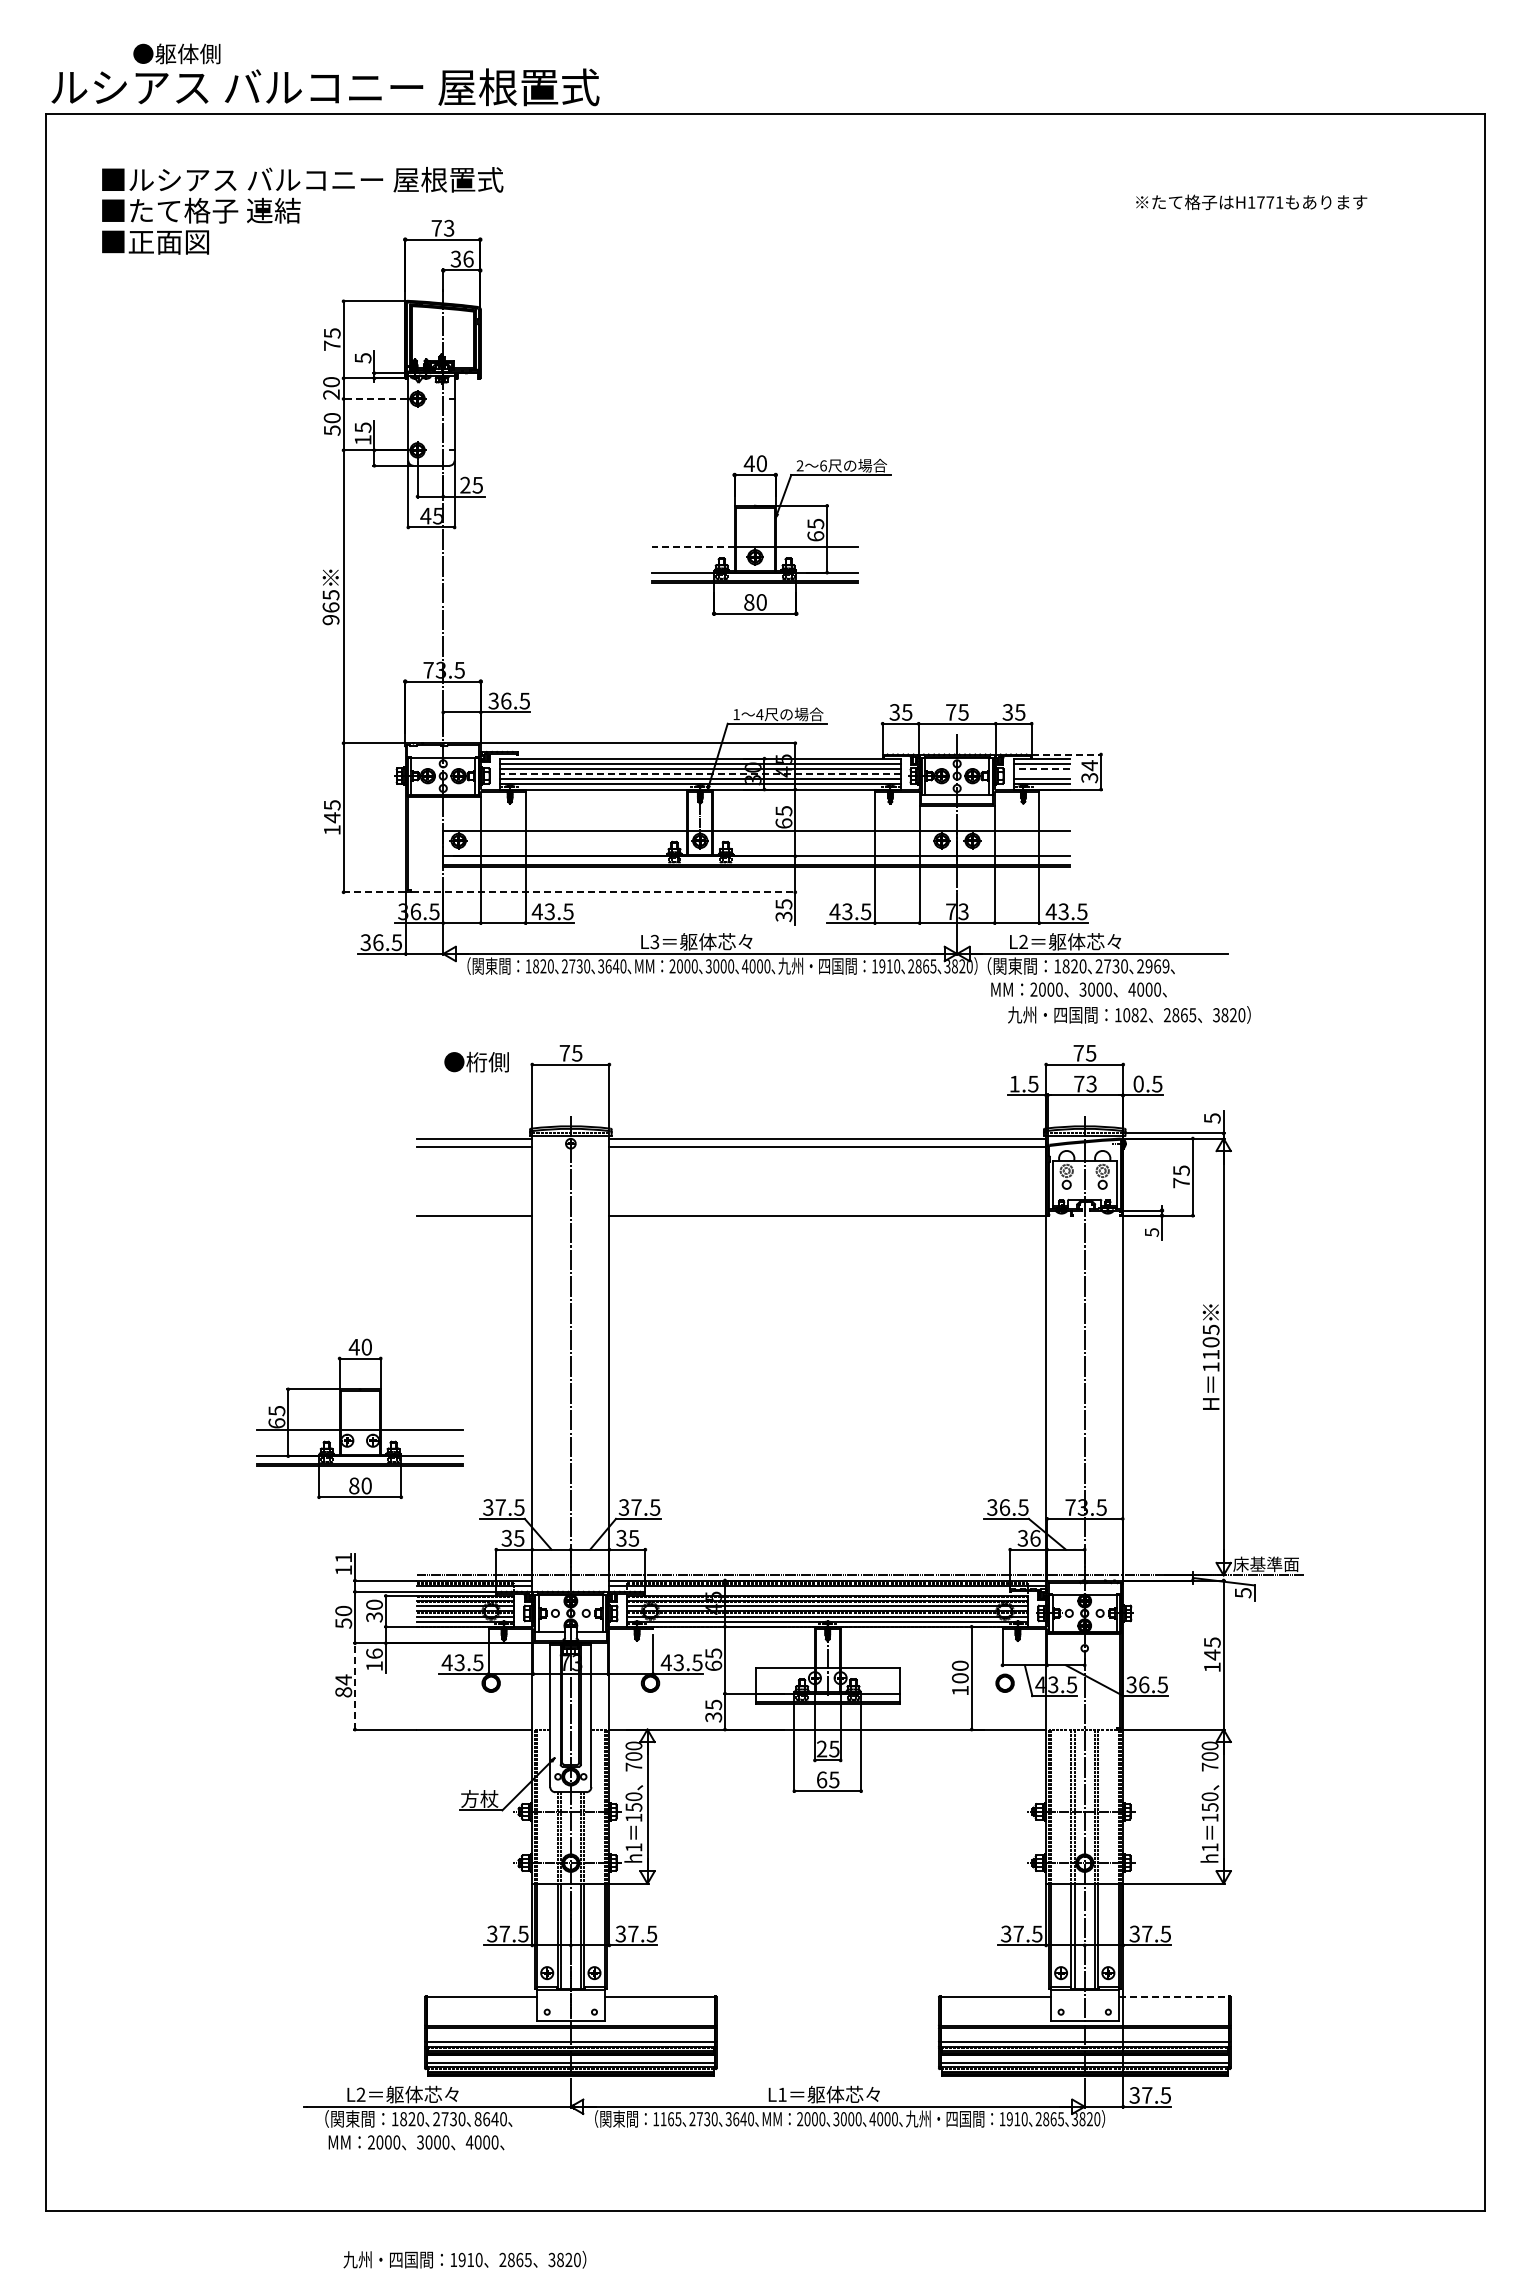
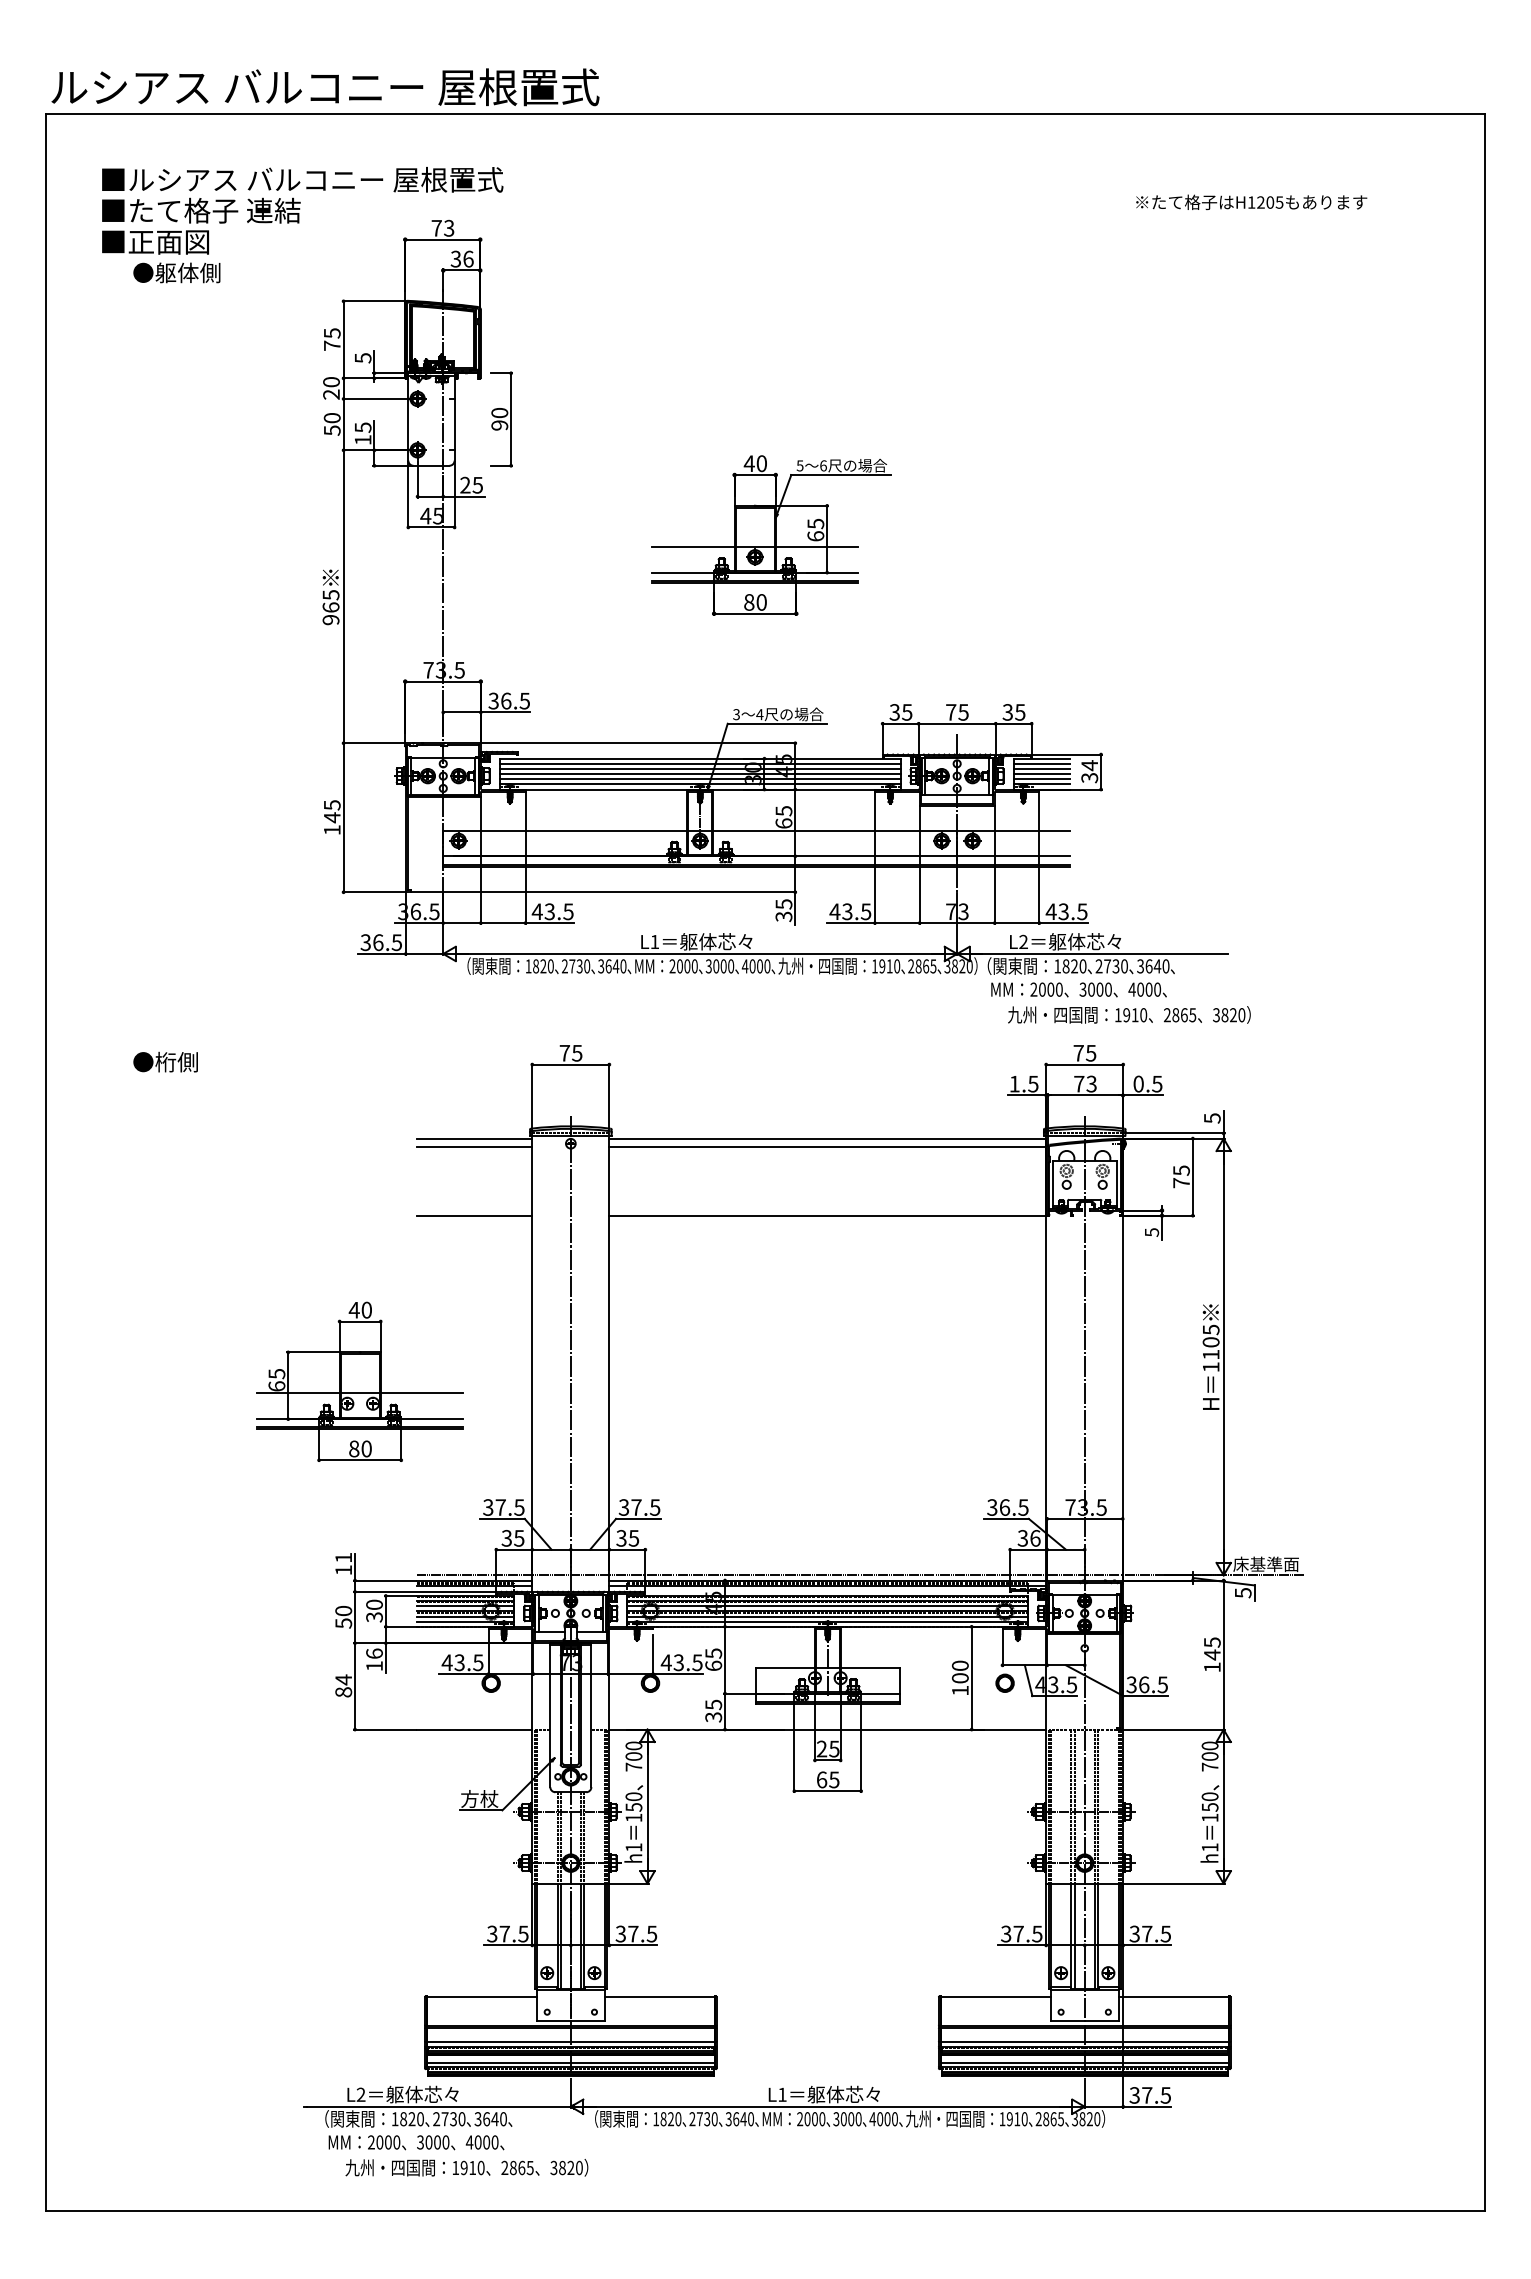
text position: (176, 53) -> (176, 272) (176, 272)
text: H1771 -> H1205 (1270, 202)
line: dashed -> solid (374, 398)
part: none -> present (501, 419)
text: 2 -> 5 (799, 465)
line: dashed -> solid (693, 546)
text: 1 -> 3 (736, 714)
line: dashed -> solid (1067, 754)
line: dashed -> solid (1041, 768)
line: dashed -> solid (699, 774)
line: none -> present (1041, 774)
line: dashed -> solid (373, 892)
line: dashed -> solid (604, 892)
text: L3 -> L1 (654, 941)
text: 2969 -> 3640 (1153, 966)
text: 1082 -> 1910 (1135, 1015)
text position: (476, 1061) -> (165, 1061) (165, 1061)
part position: (359, 1418) -> (359, 1381) (359, 1381)
line: dashed -> solid (355, 1685)
line: dashed -> solid (1174, 1996)
text: 8640 -> 3640 (477, 2119)
text: 1165 -> 1820 (670, 2119)
text position: (464, 2259) -> (466, 2167) (466, 2167)
